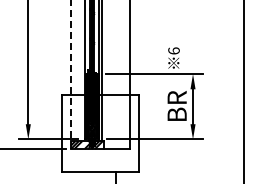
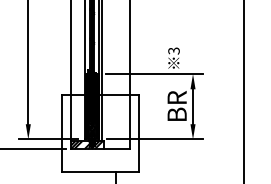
text: 6 -> 3 (173, 50)
line: dashed -> solid (70, 74)
